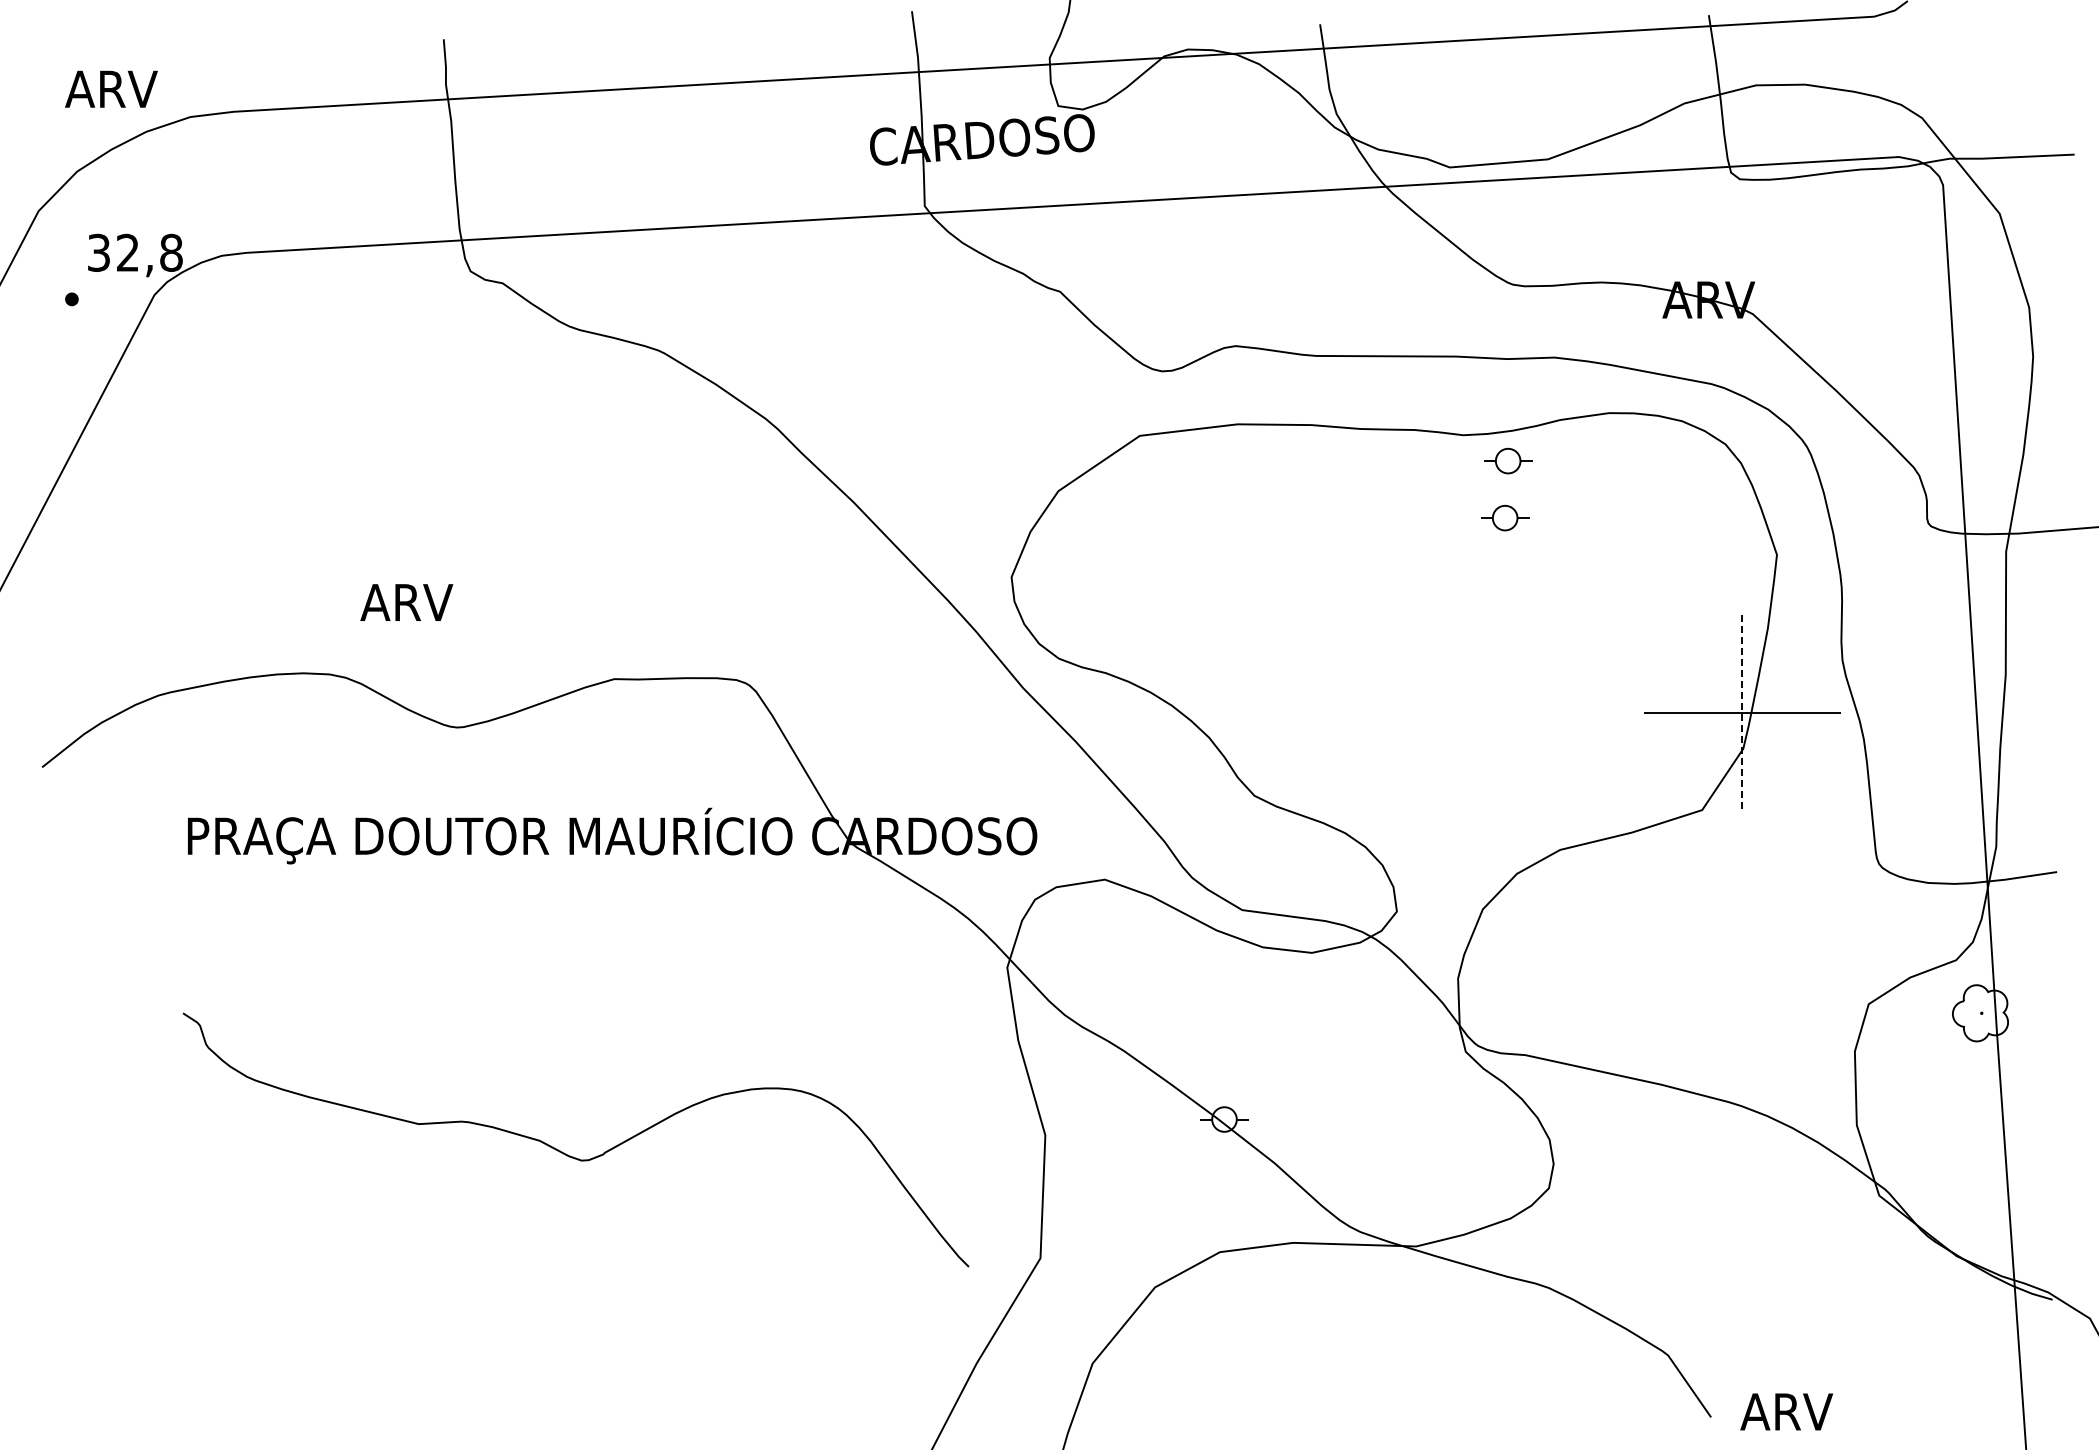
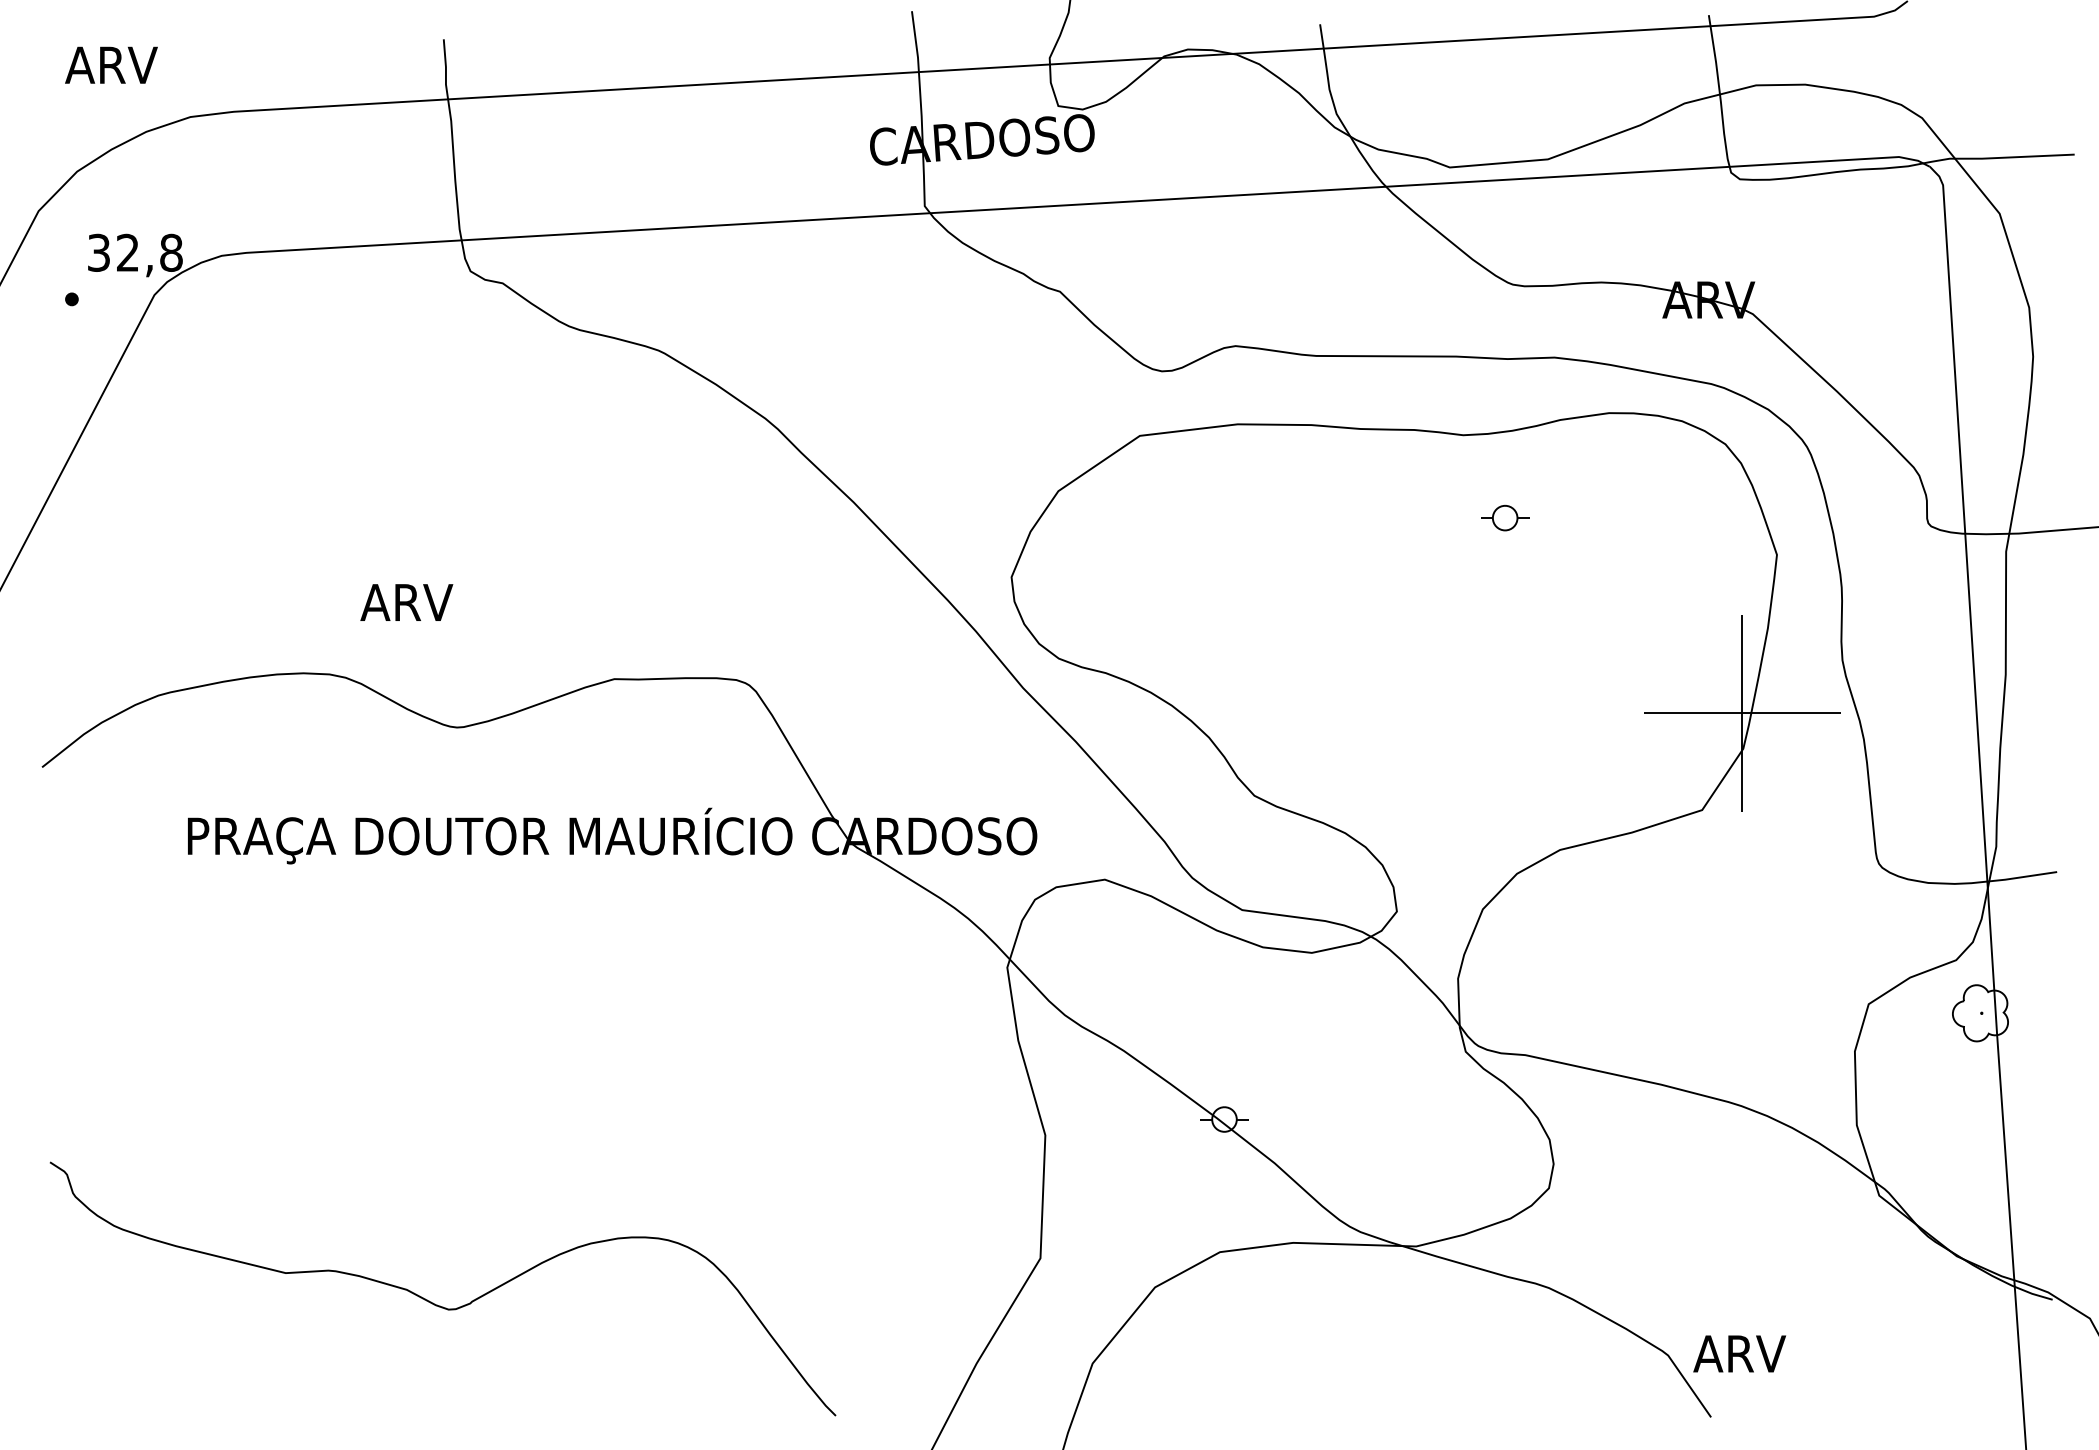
text position: (111, 88) -> (111, 64) (111, 64)
part: present -> none (1508, 460)
line: dashed -> solid (1742, 713)
curve position: (566, 1153) -> (433, 1302) (433, 1302)
text position: (1786, 1411) -> (1739, 1353) (1739, 1353)
